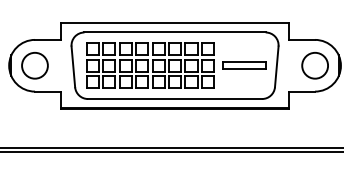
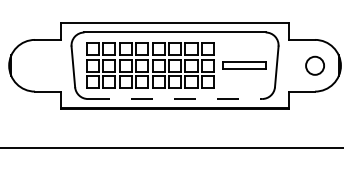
circle: present -> none (34, 65)
circle size: 28x28 px -> 20x21 px (314, 65)
line: solid -> dashed (175, 99)
line: present -> none (171, 152)
